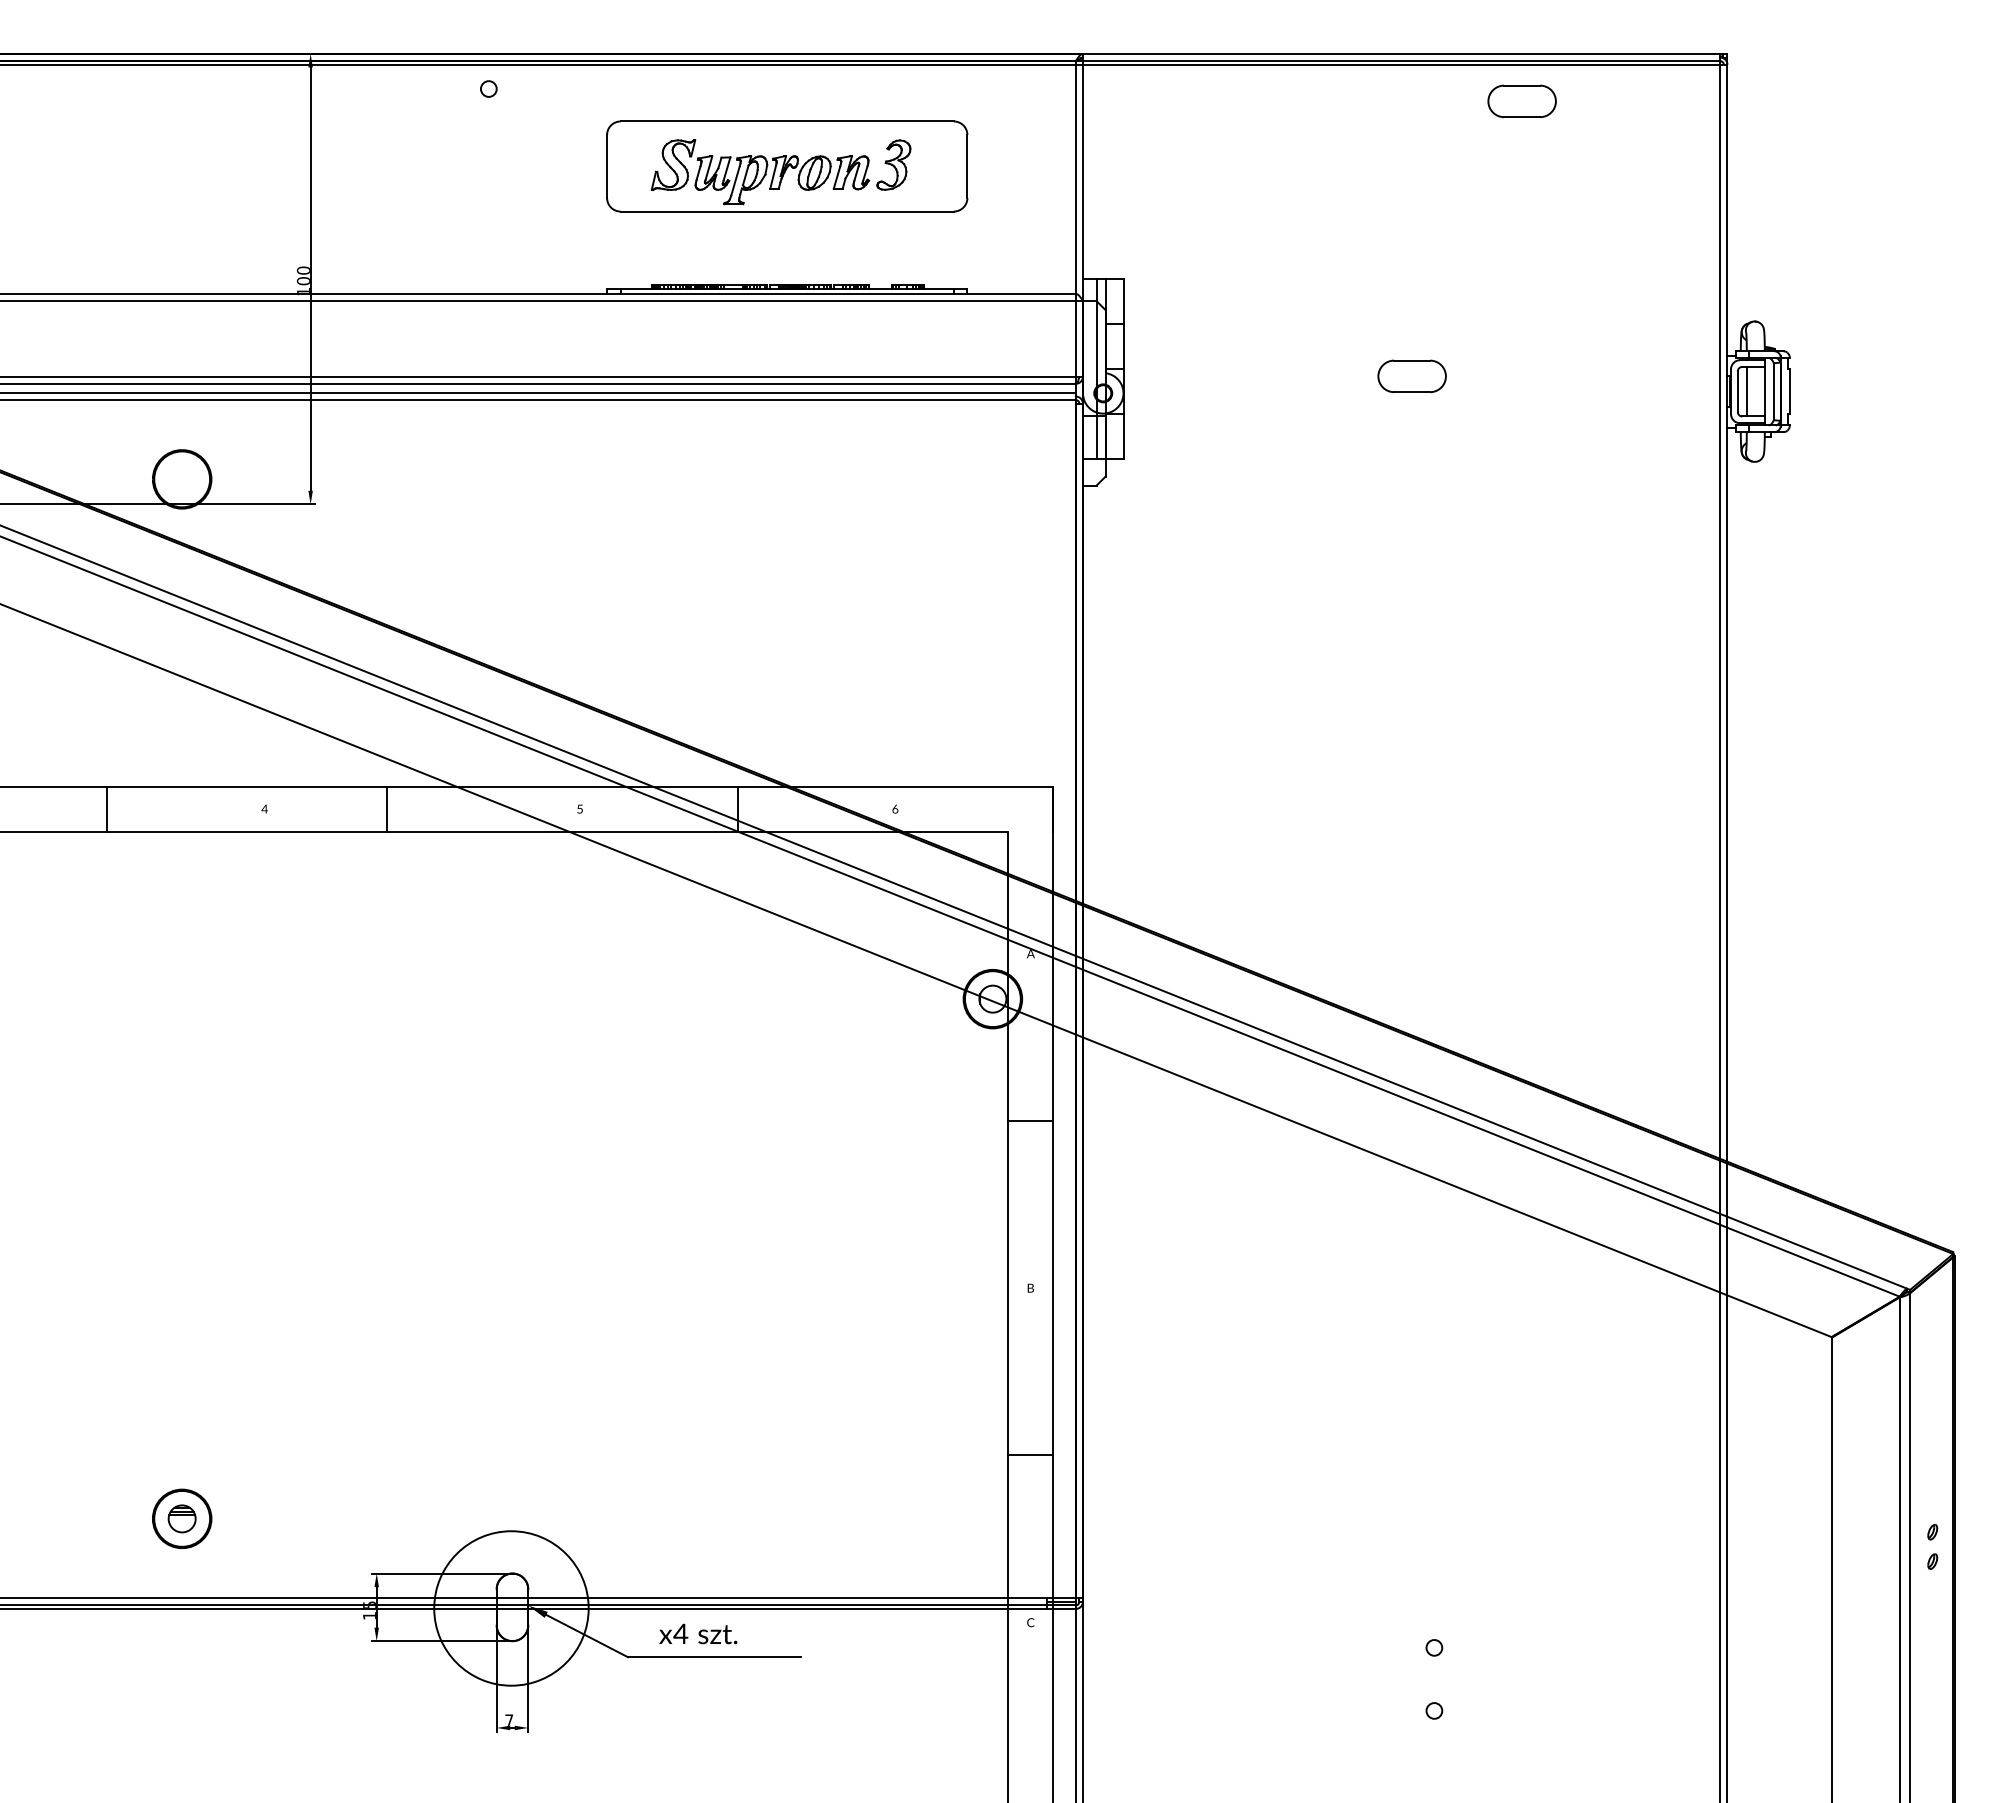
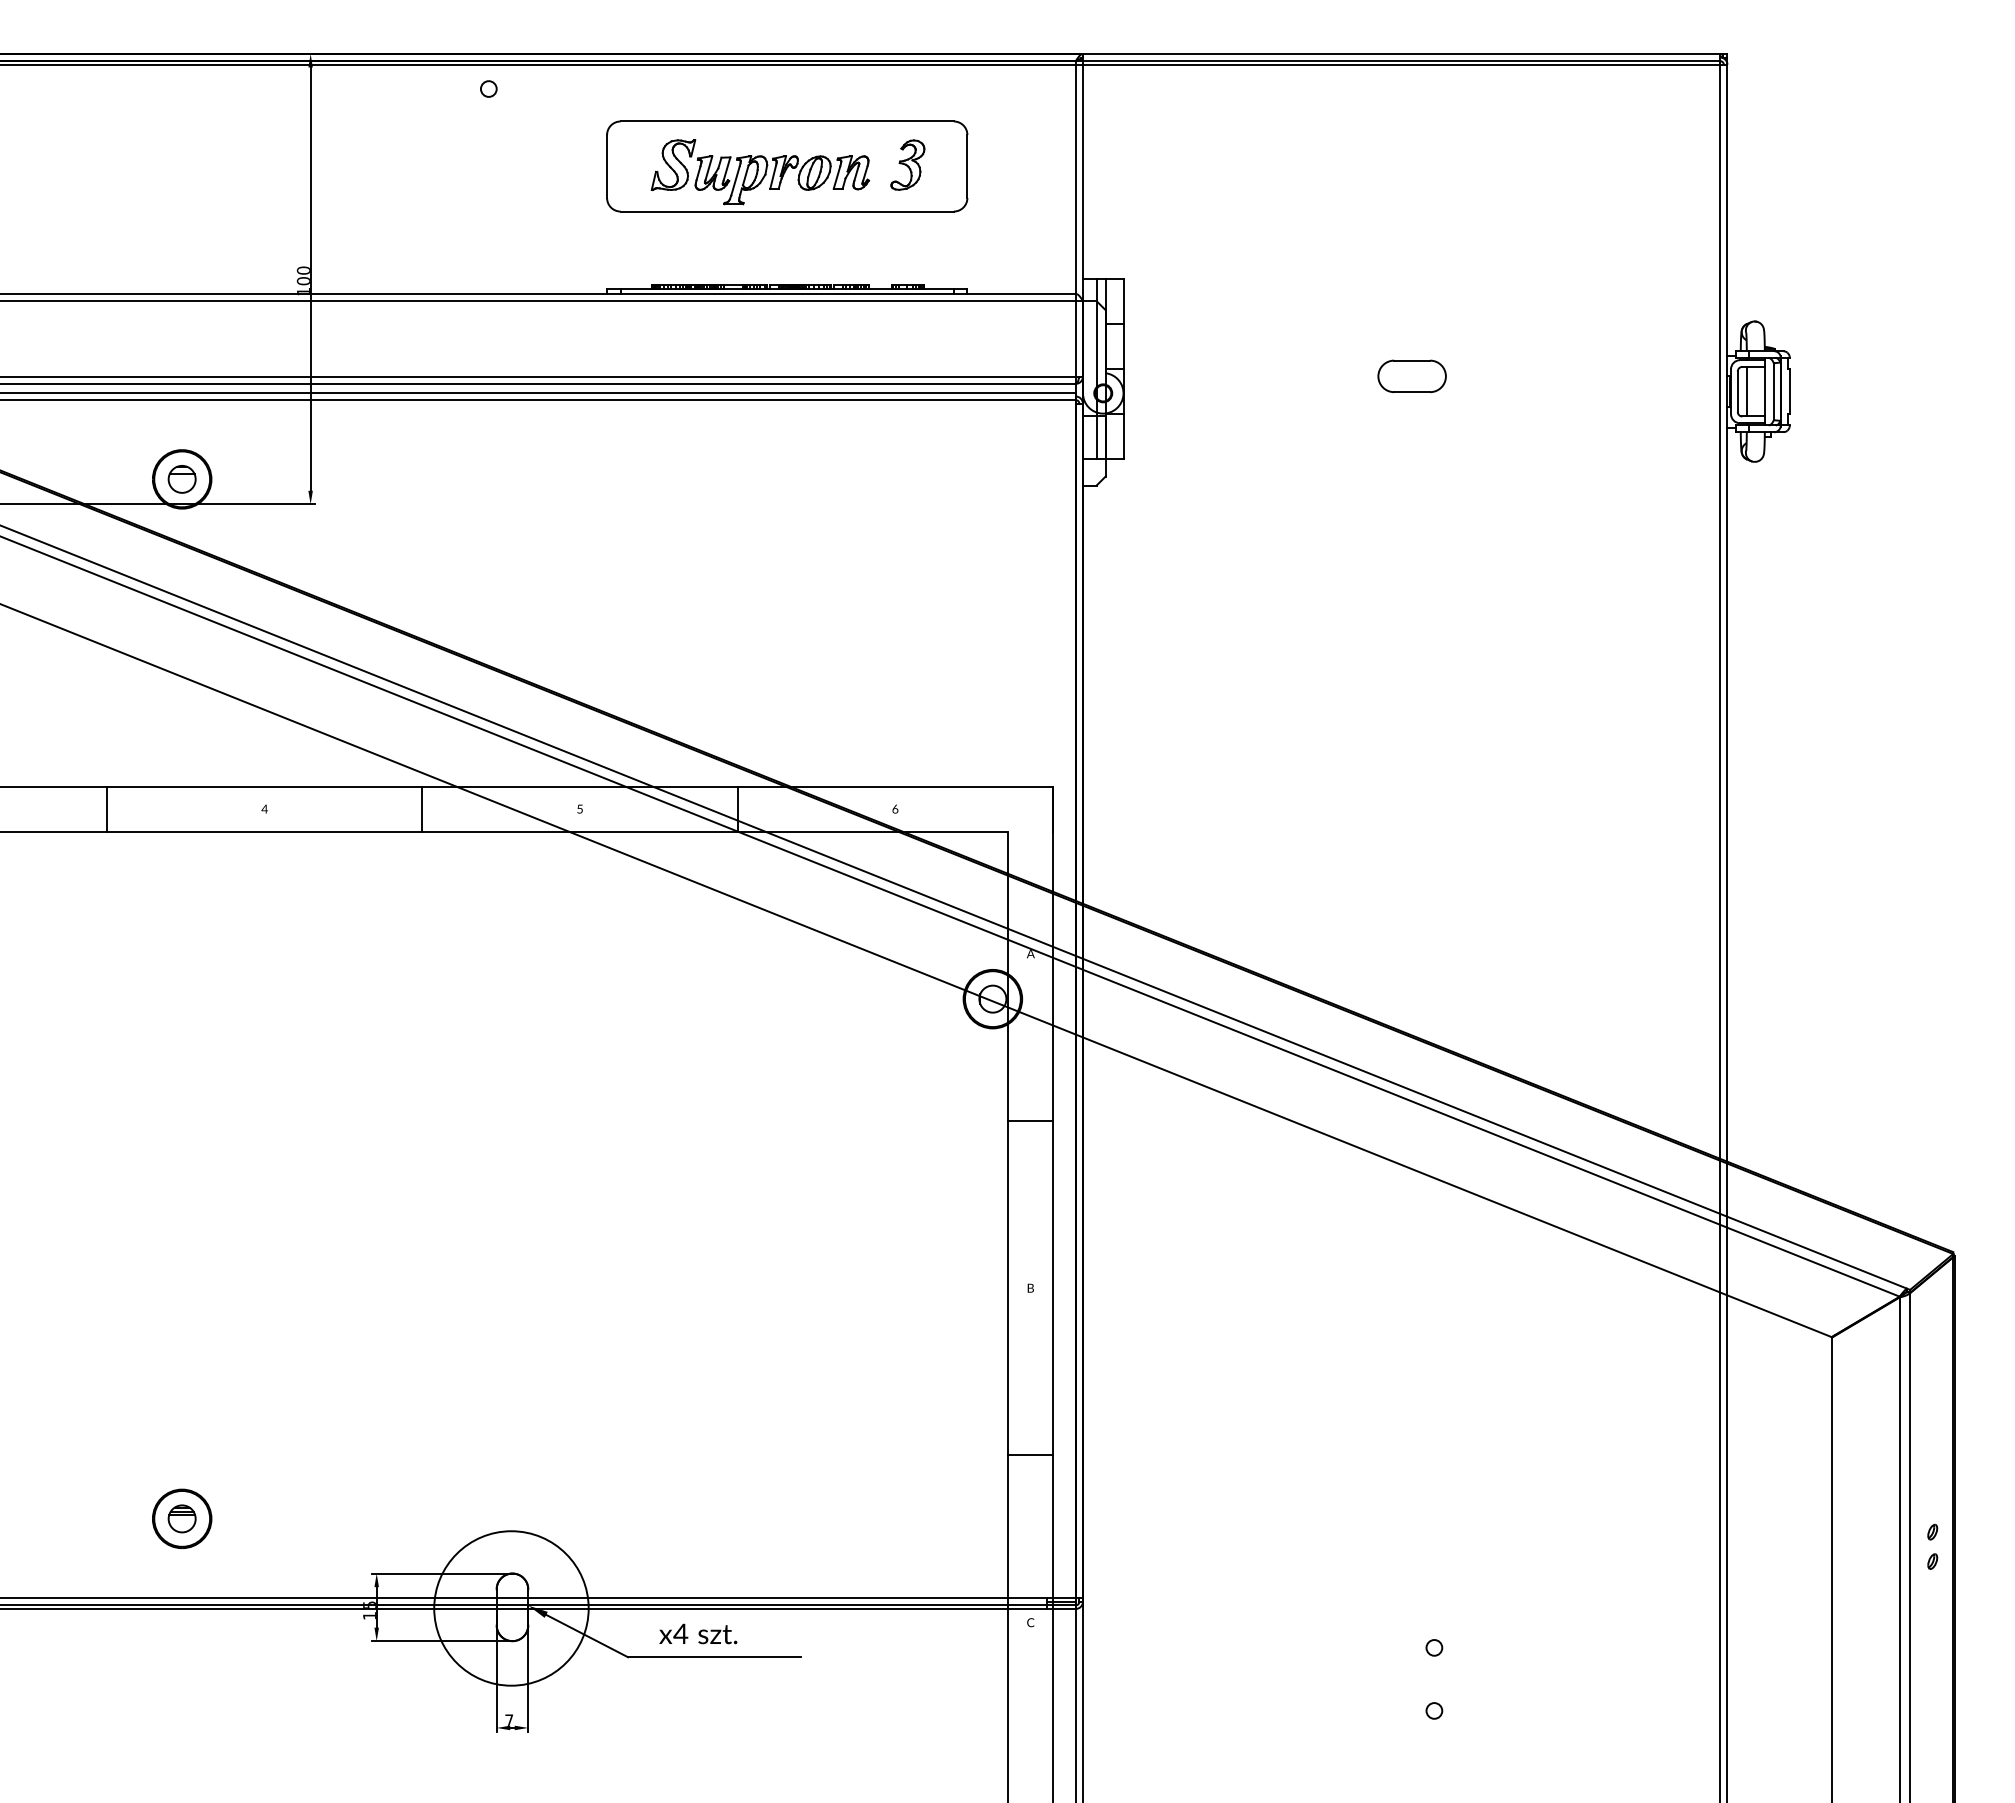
part: present -> none (1521, 100)
part position: (893, 164) -> (907, 164) (907, 164)
part: none -> present (181, 479)
line position: (387, 808) -> (422, 808) (422, 808)
